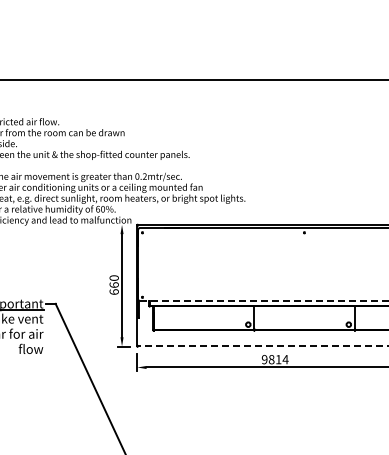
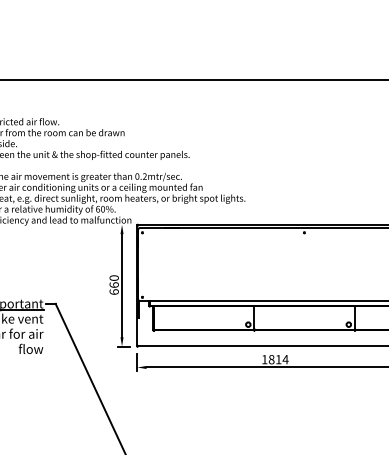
line: dashed -> solid (264, 300)
line: dashed -> solid (262, 346)
text: 9814 -> 1814 (264, 359)
